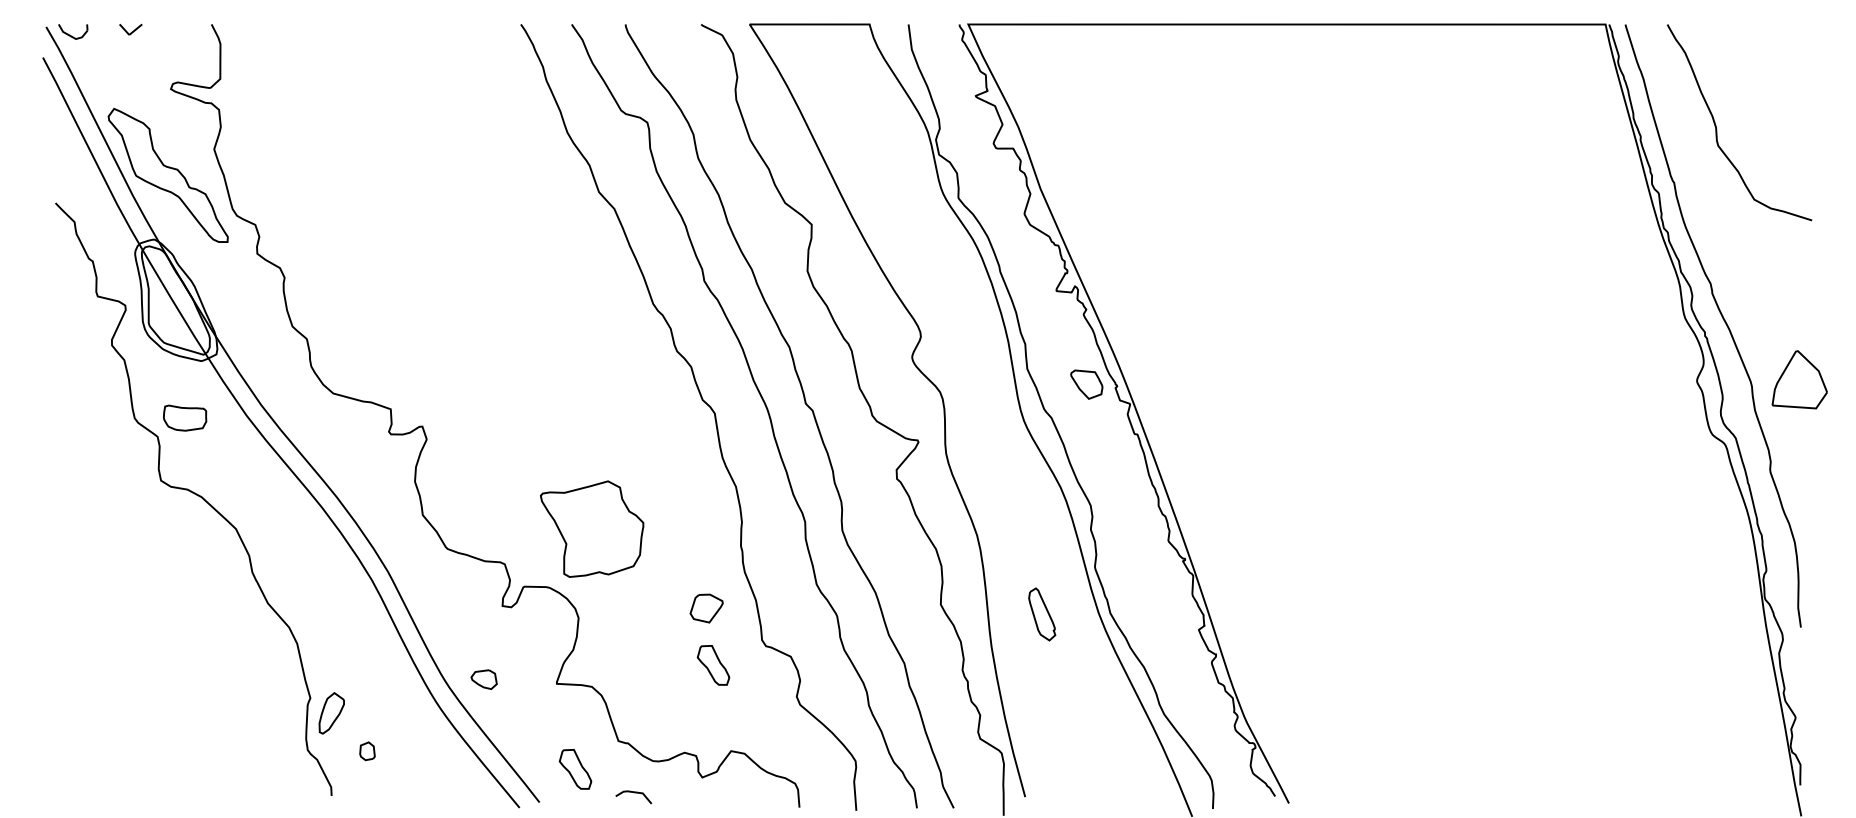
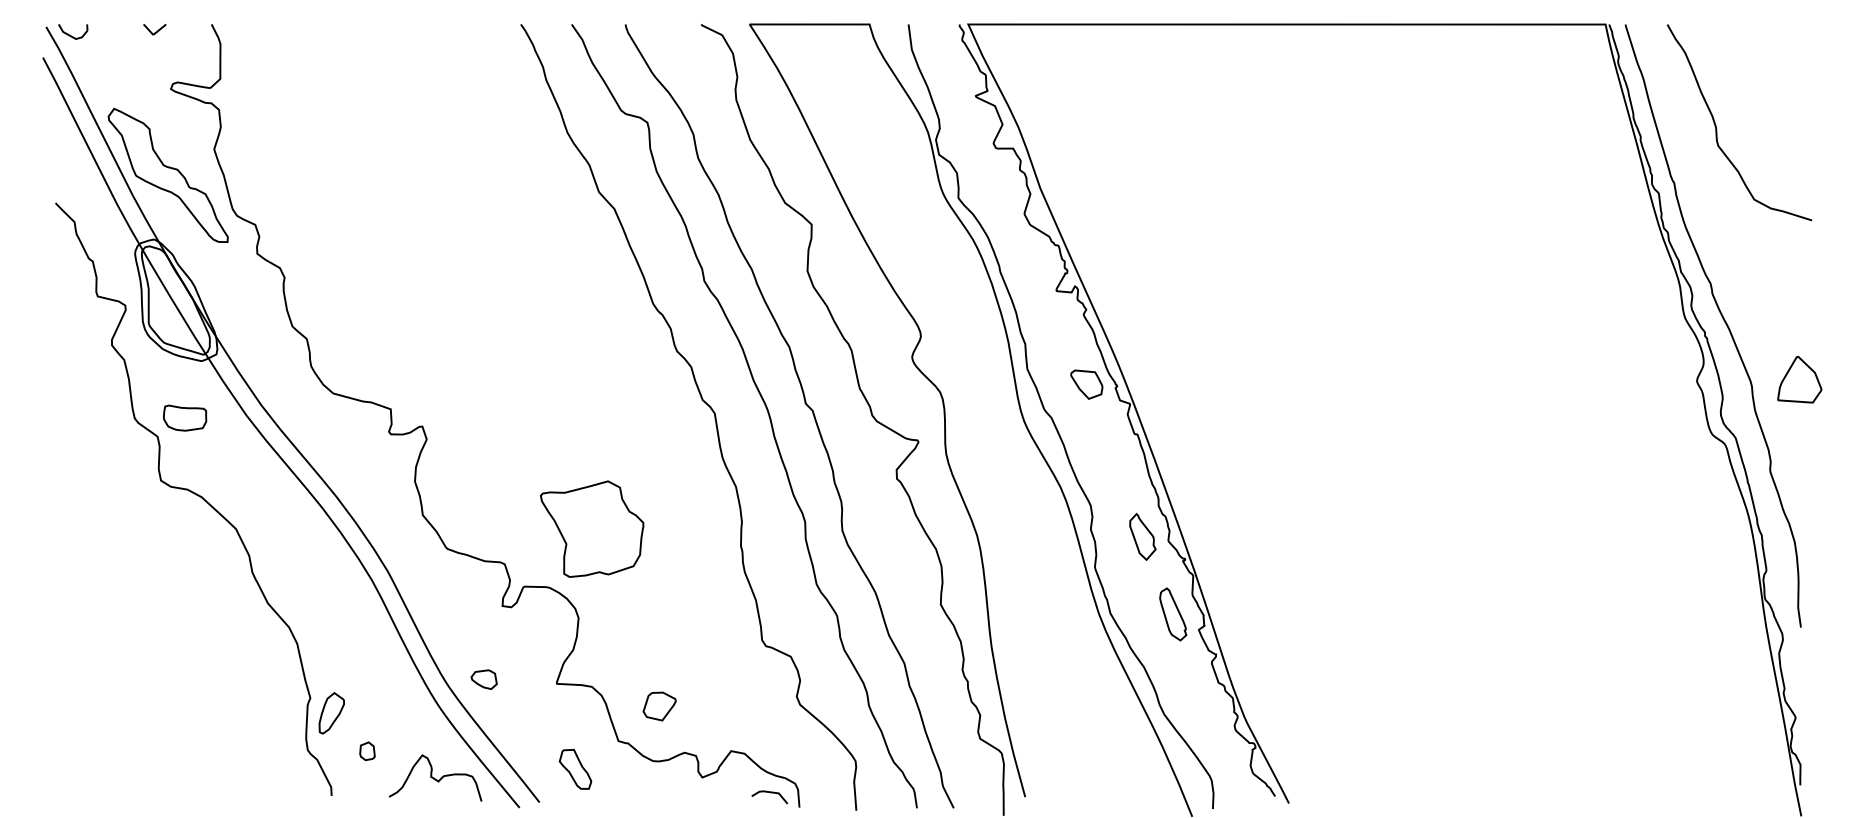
line position: (131, 31) -> (155, 31) (155, 31)
part size: 57x60 px -> 46x49 px (1799, 379)
part: none -> present (1142, 536)
part position: (706, 608) -> (659, 706) (659, 706)
part position: (1042, 614) -> (1173, 614) (1173, 614)
part: present -> none (713, 665)
curve: none -> present (434, 777)
curve position: (634, 793) -> (770, 793) (770, 793)
